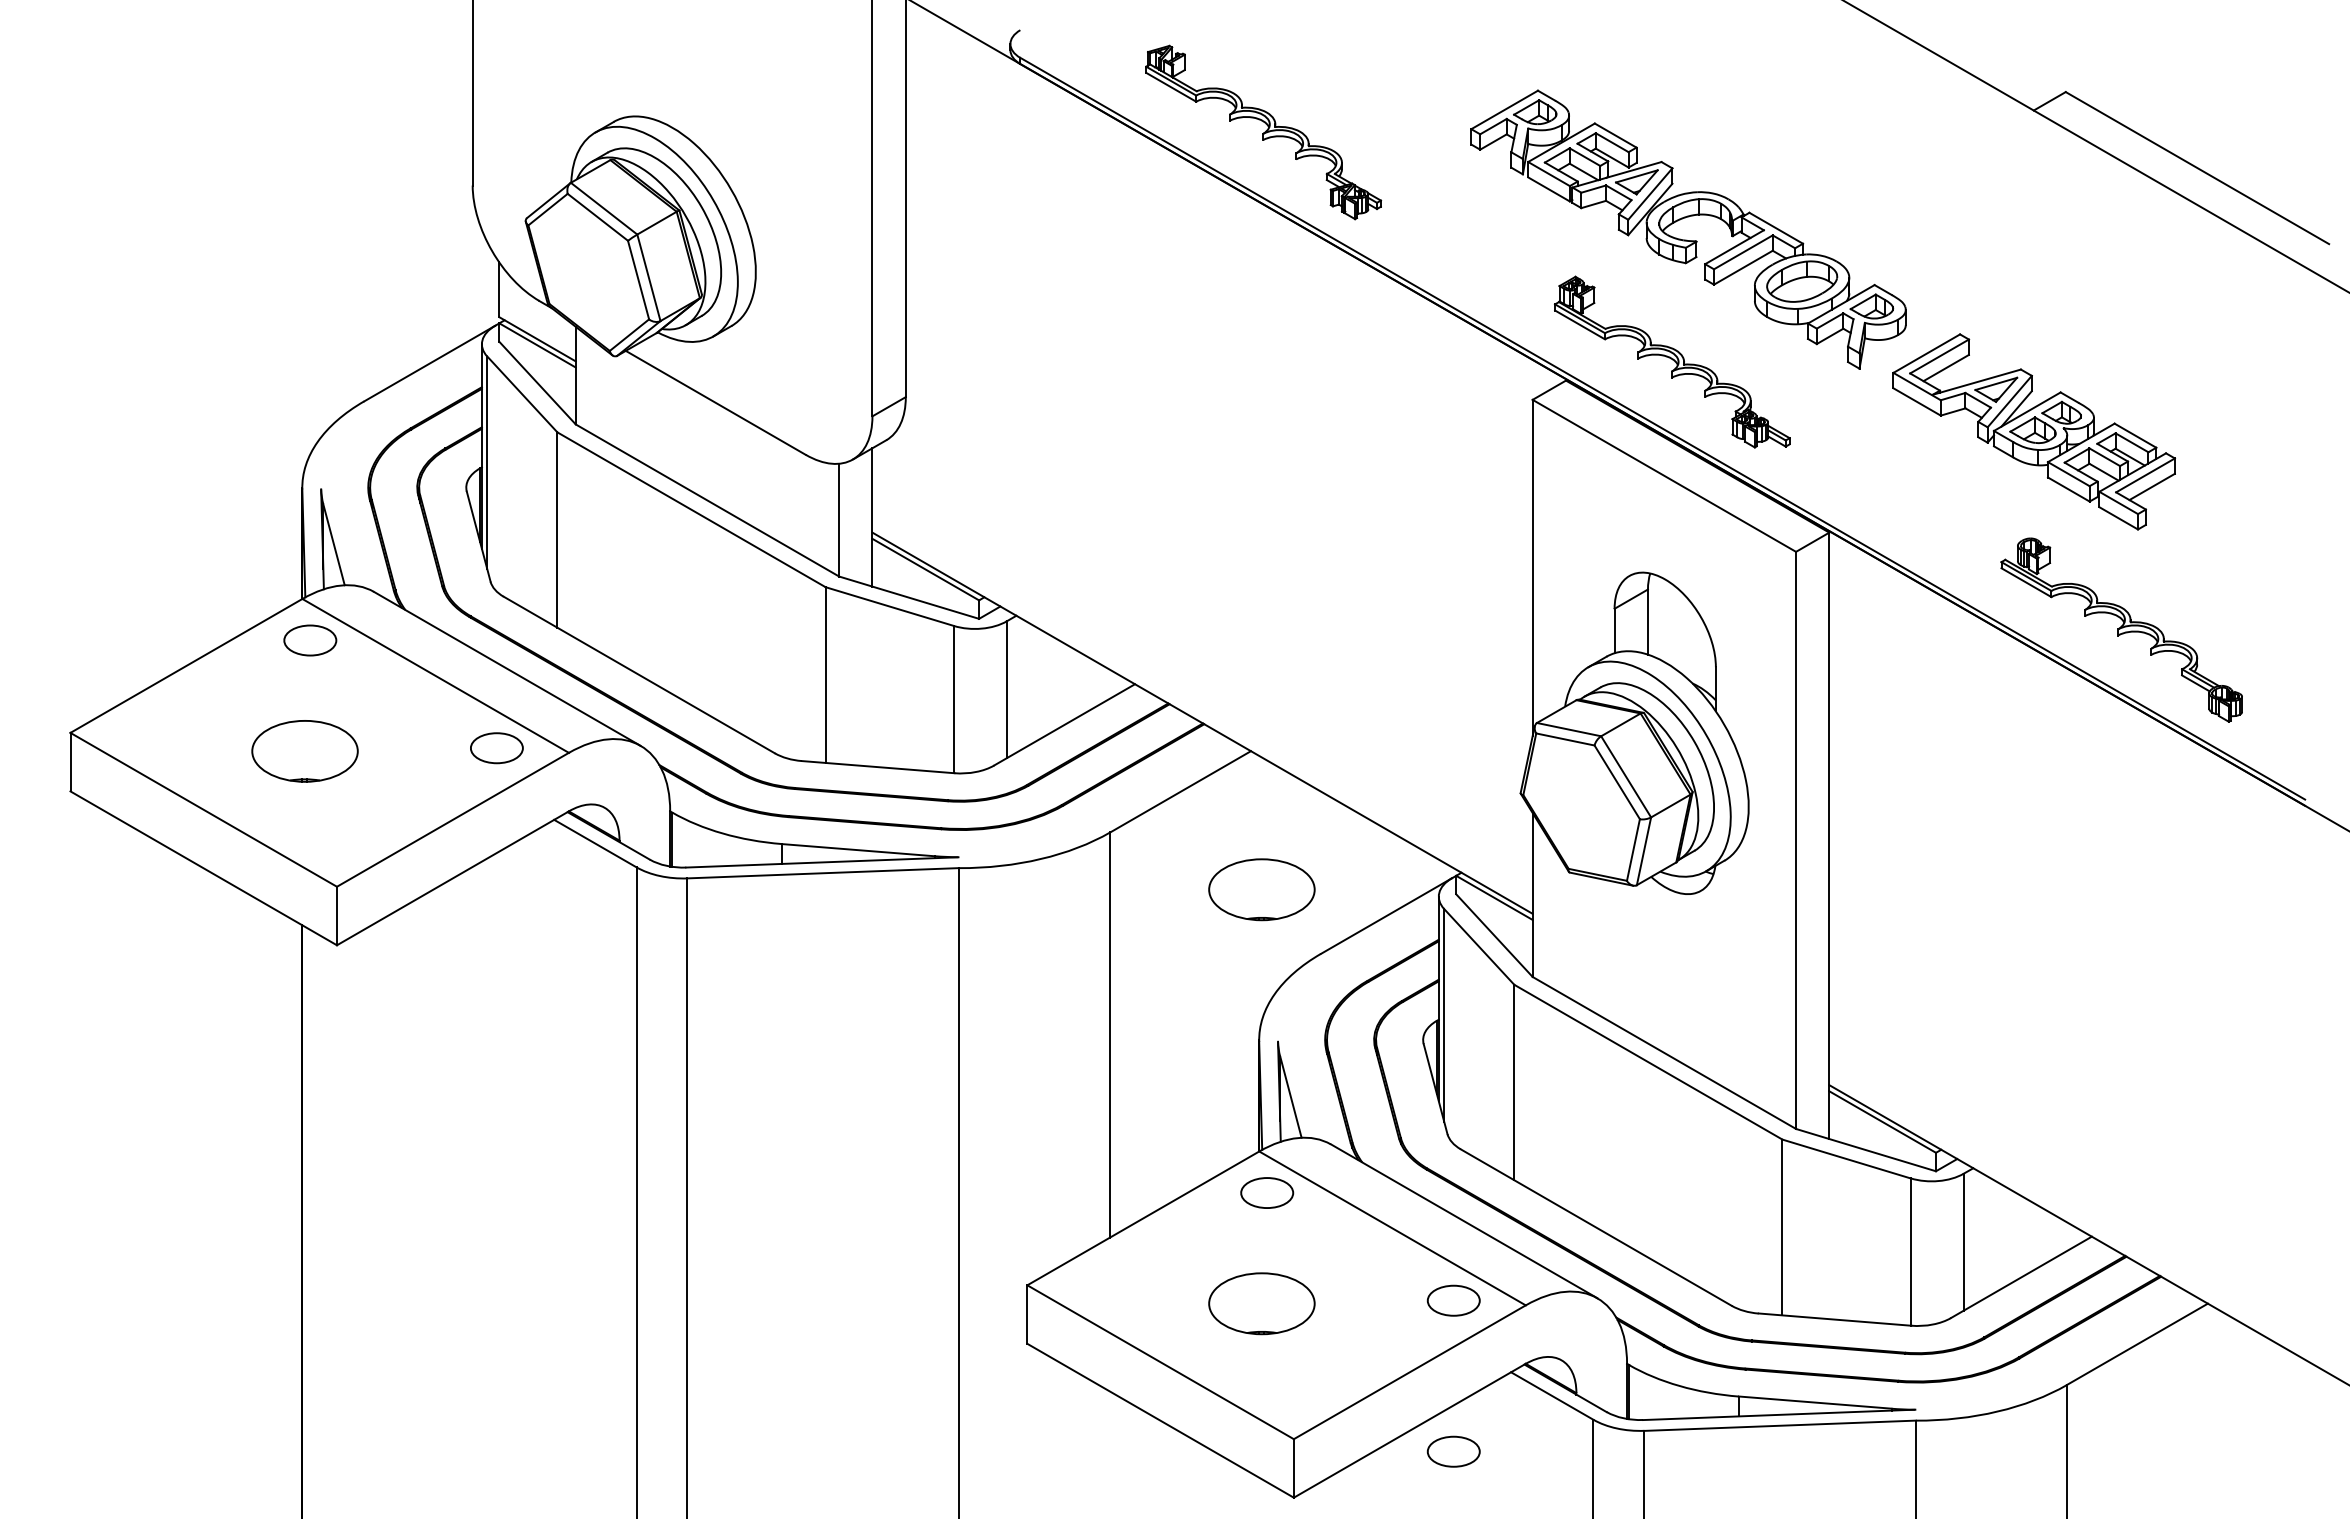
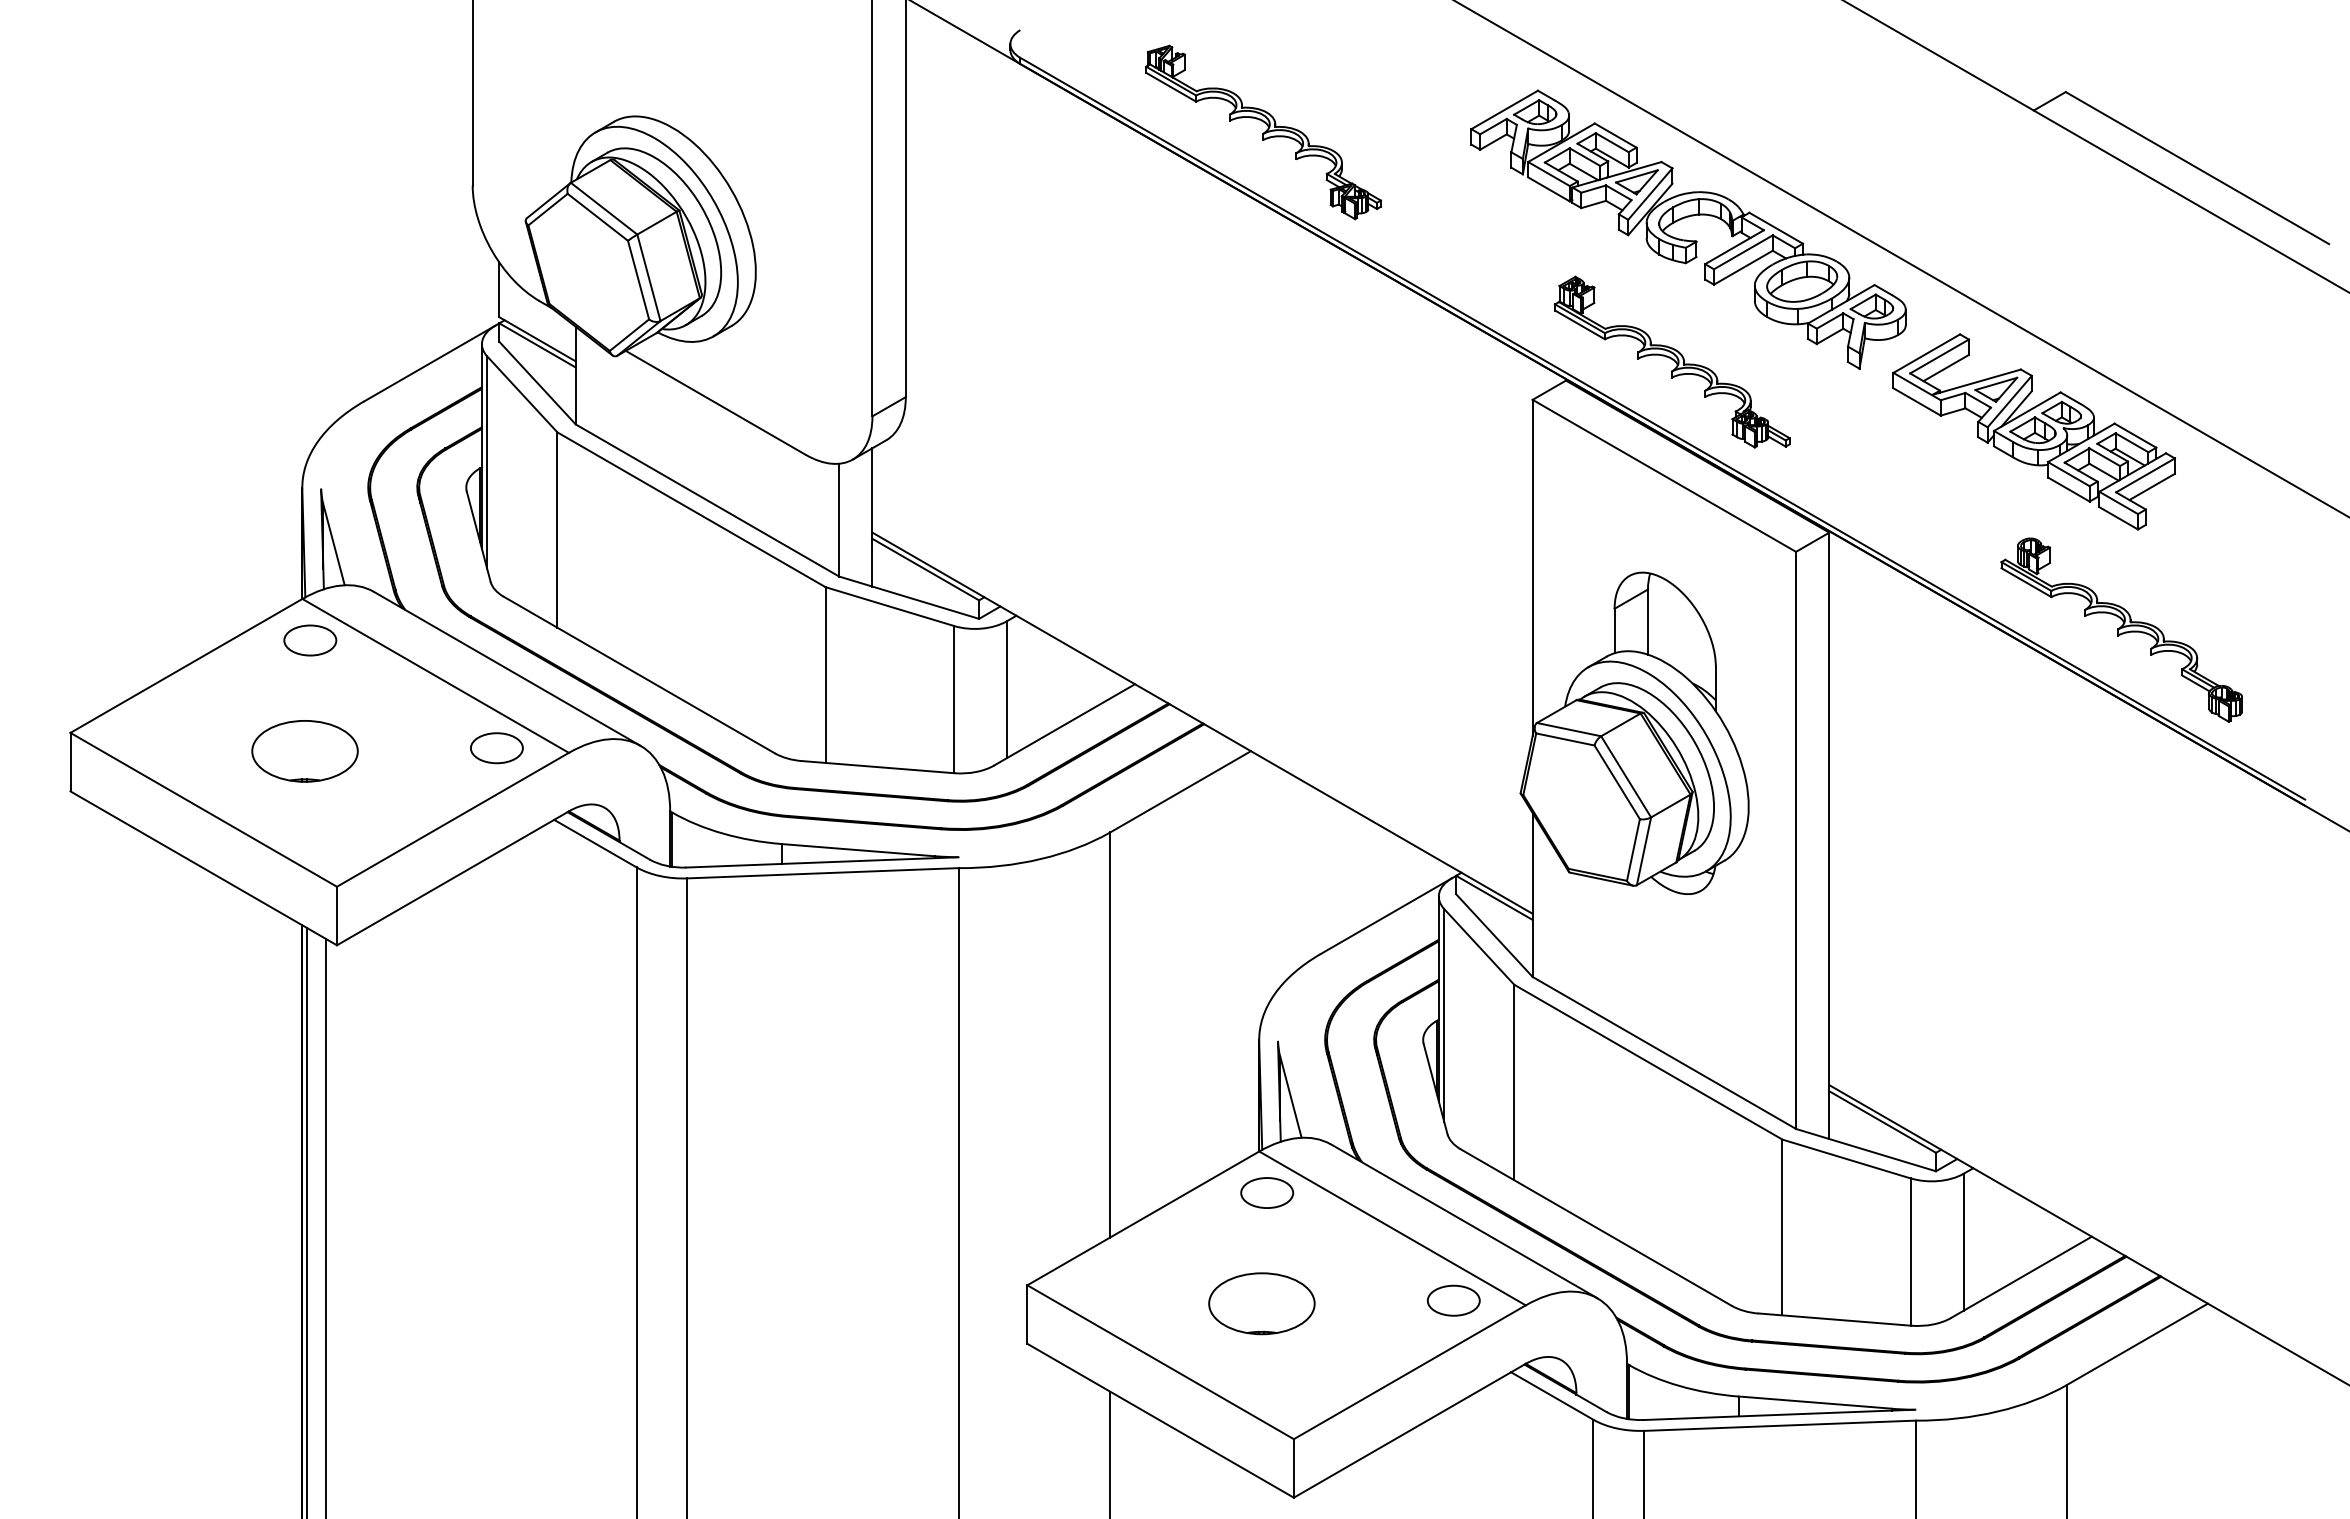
line: none -> present (1901, 258)
part: present -> none (1261, 889)
line: none -> present (307, 1221)
line: none -> present (326, 1227)
part: present -> none (1453, 1451)
line: none -> present (1110, 1453)
